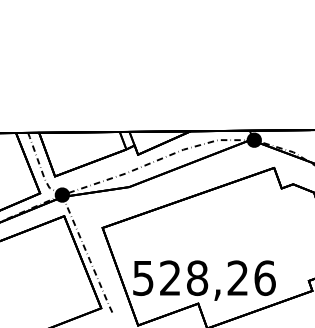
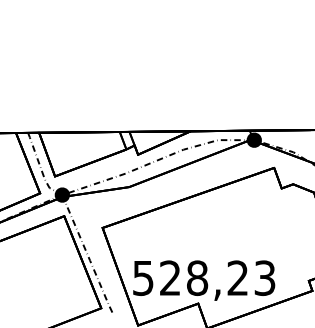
text: 528,26 -> 528,23 (264, 278)
